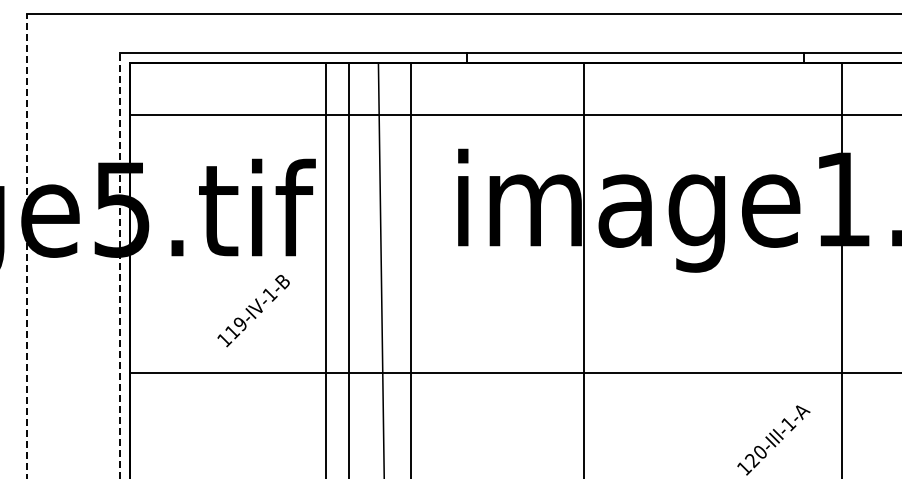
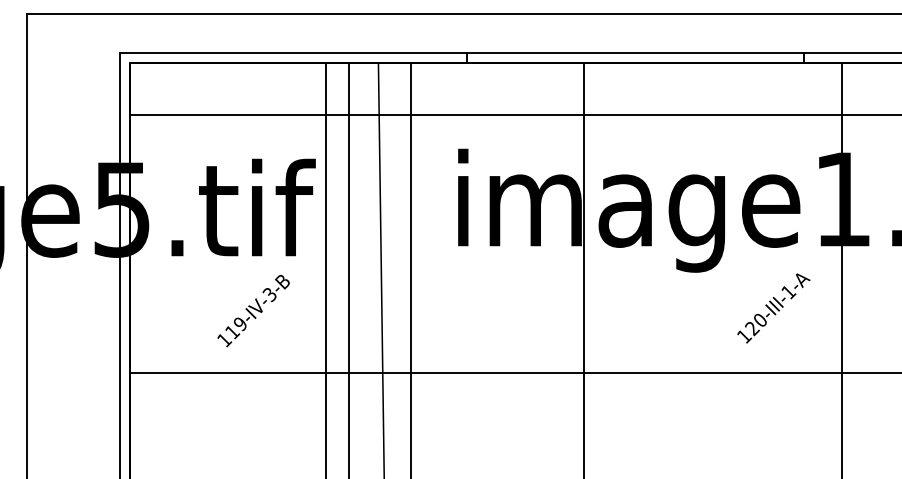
line: dashed -> solid (27, 246)
line: dashed -> solid (119, 265)
text: 119-IV-1-B -> 119-IV-3-B (269, 295)
text position: (773, 440) -> (773, 308) (773, 308)
